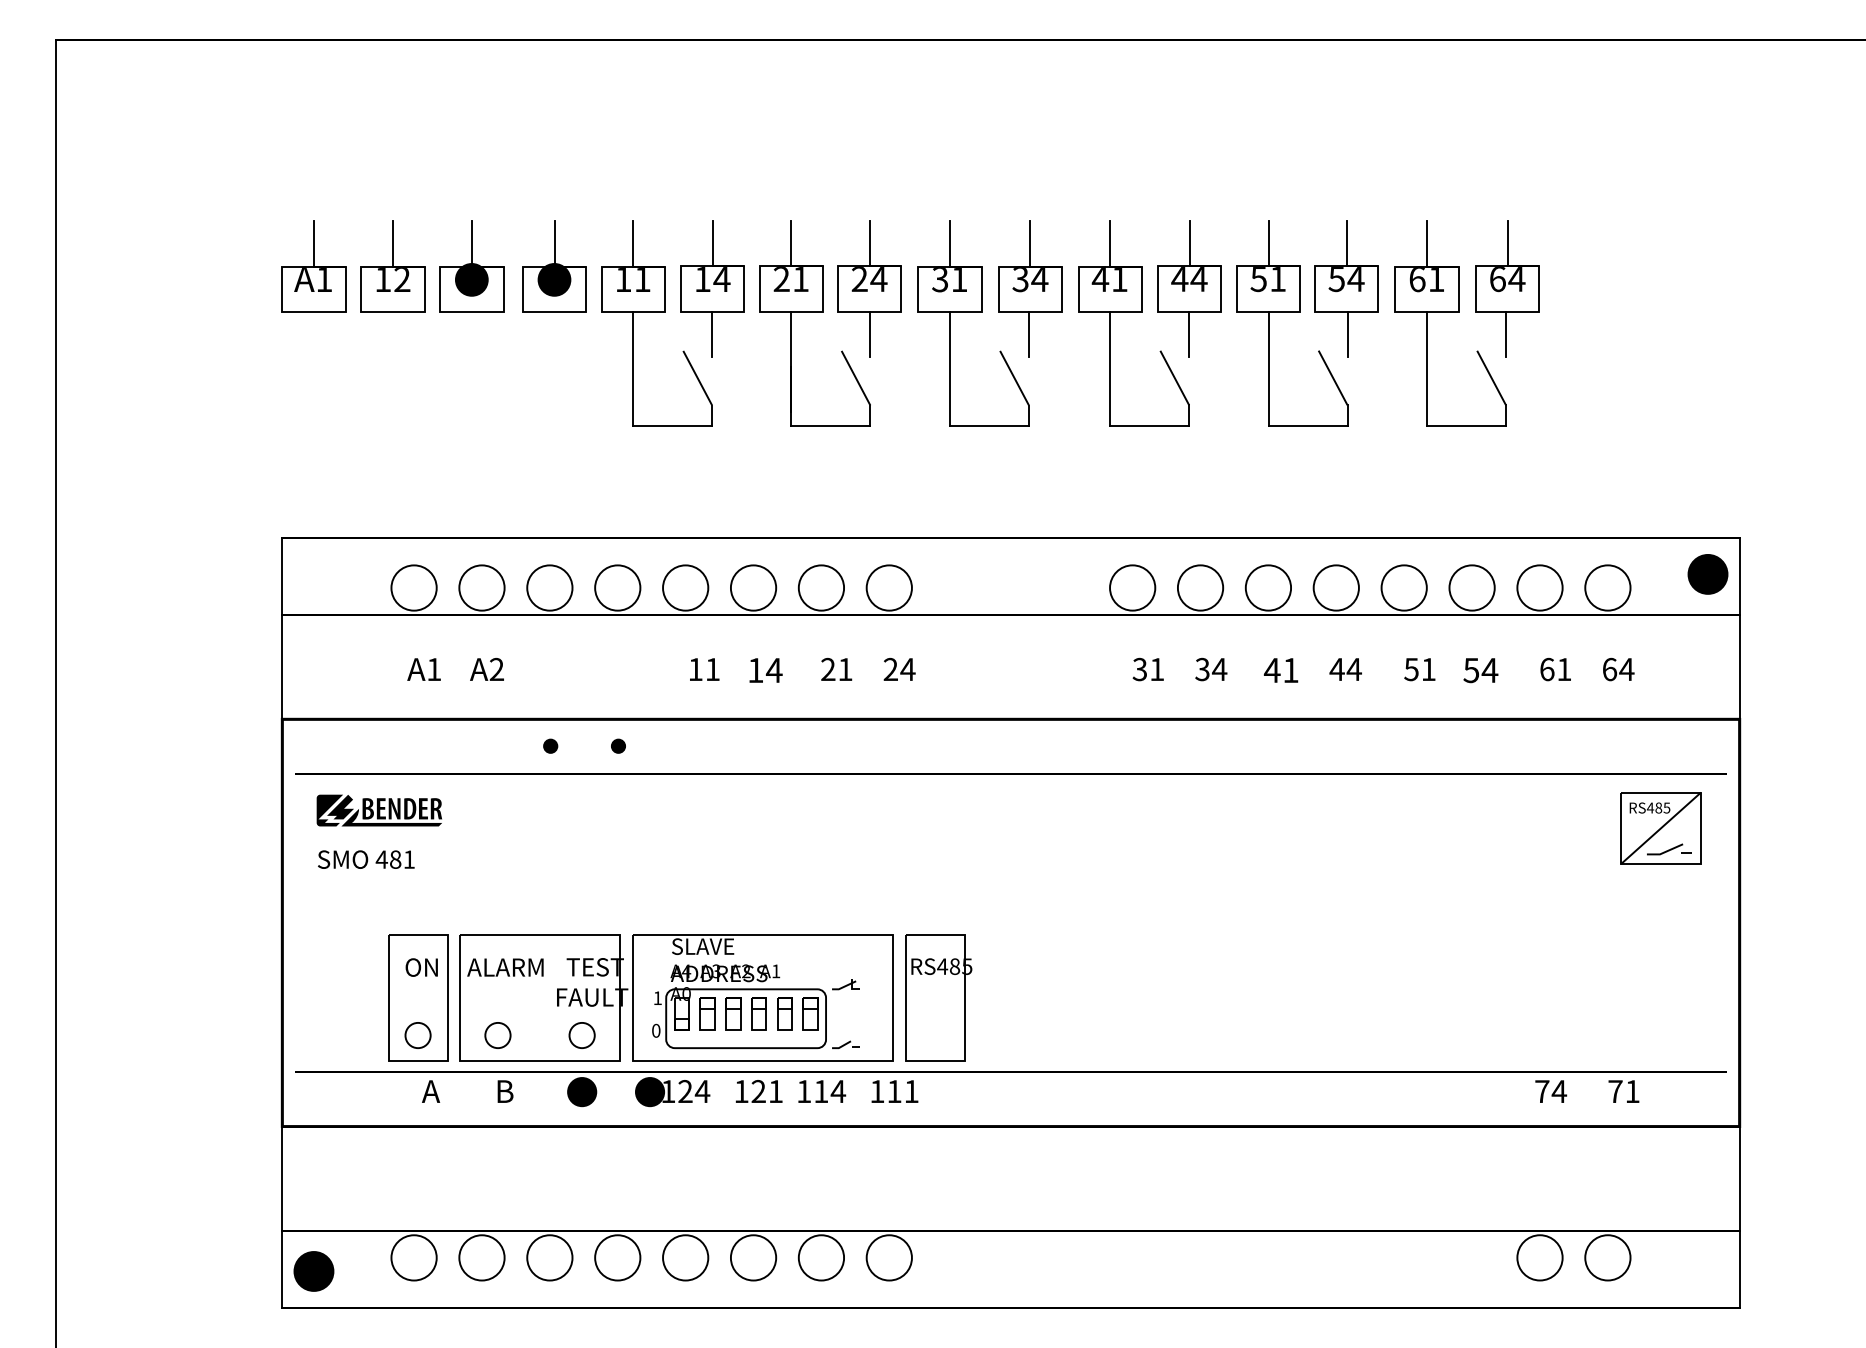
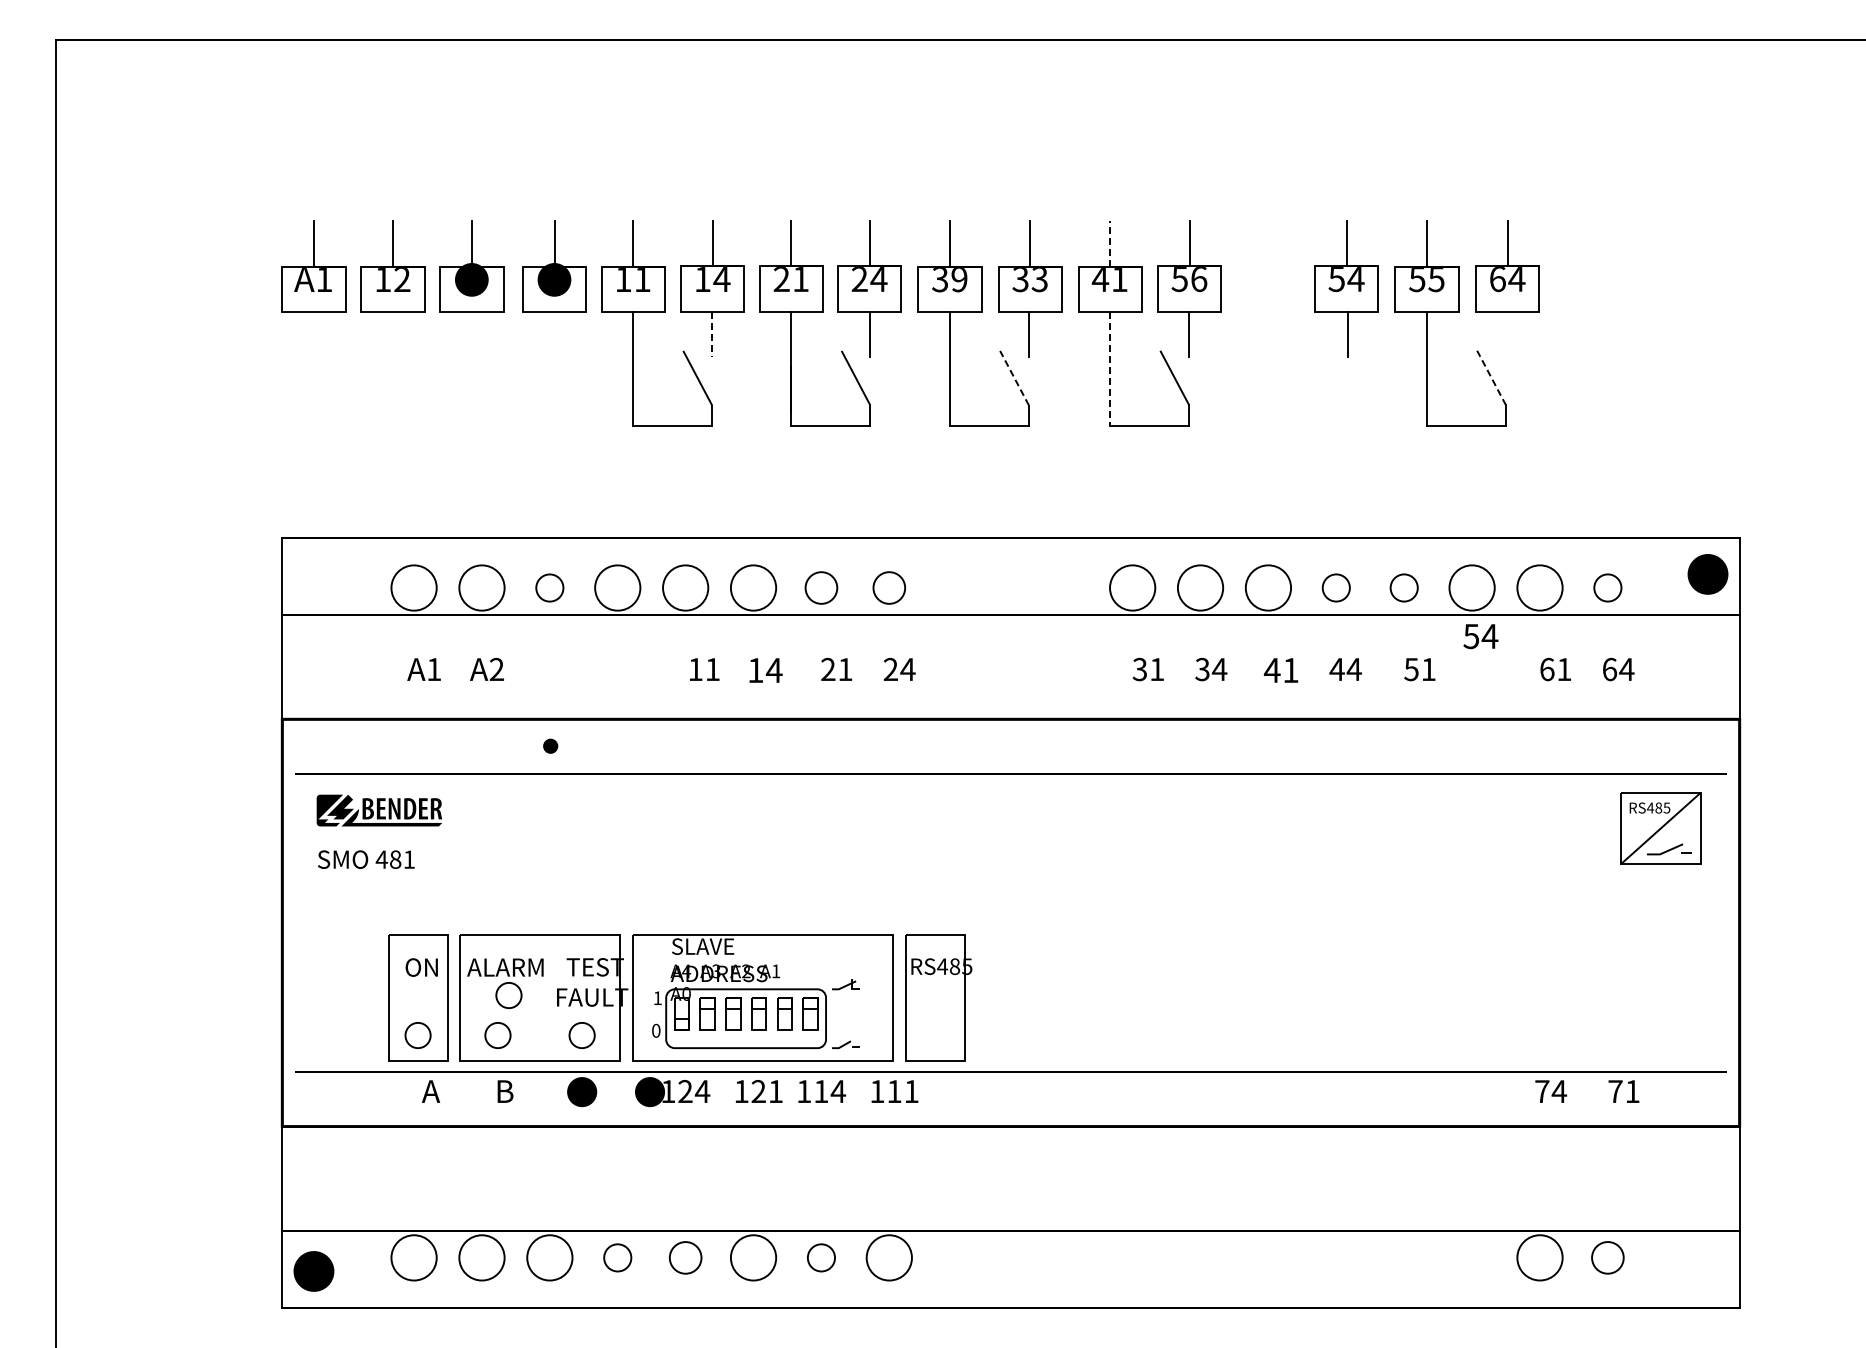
line: solid -> dashed (1110, 243)
text: 44 -> 56 (1189, 279)
text: 31 -> 39 (959, 280)
text: 34 -> 33 (1039, 280)
text: 61 -> 55 (1426, 280)
part: present -> none (1292, 312)
line: solid -> dashed (712, 334)
line: present -> none (1506, 334)
line: solid -> dashed (1110, 369)
line: solid -> dashed (1014, 378)
line: solid -> dashed (1491, 378)
circle diameter: 45 px -> 27 px (549, 587)
circle diameter: 45 px -> 32 px (821, 587)
circle diameter: 45 px -> 32 px (889, 587)
circle diameter: 45 px -> 27 px (1335, 587)
circle diameter: 45 px -> 27 px (1403, 587)
circle diameter: 45 px -> 27 px (1607, 587)
text position: (1480, 670) -> (1480, 636) (1480, 636)
fill: present -> none (618, 745)
part: none -> present (508, 995)
circle diameter: 45 px -> 27 px (617, 1257)
circle diameter: 45 px -> 32 px (685, 1257)
circle diameter: 45 px -> 27 px (821, 1257)
circle diameter: 45 px -> 32 px (1607, 1257)
